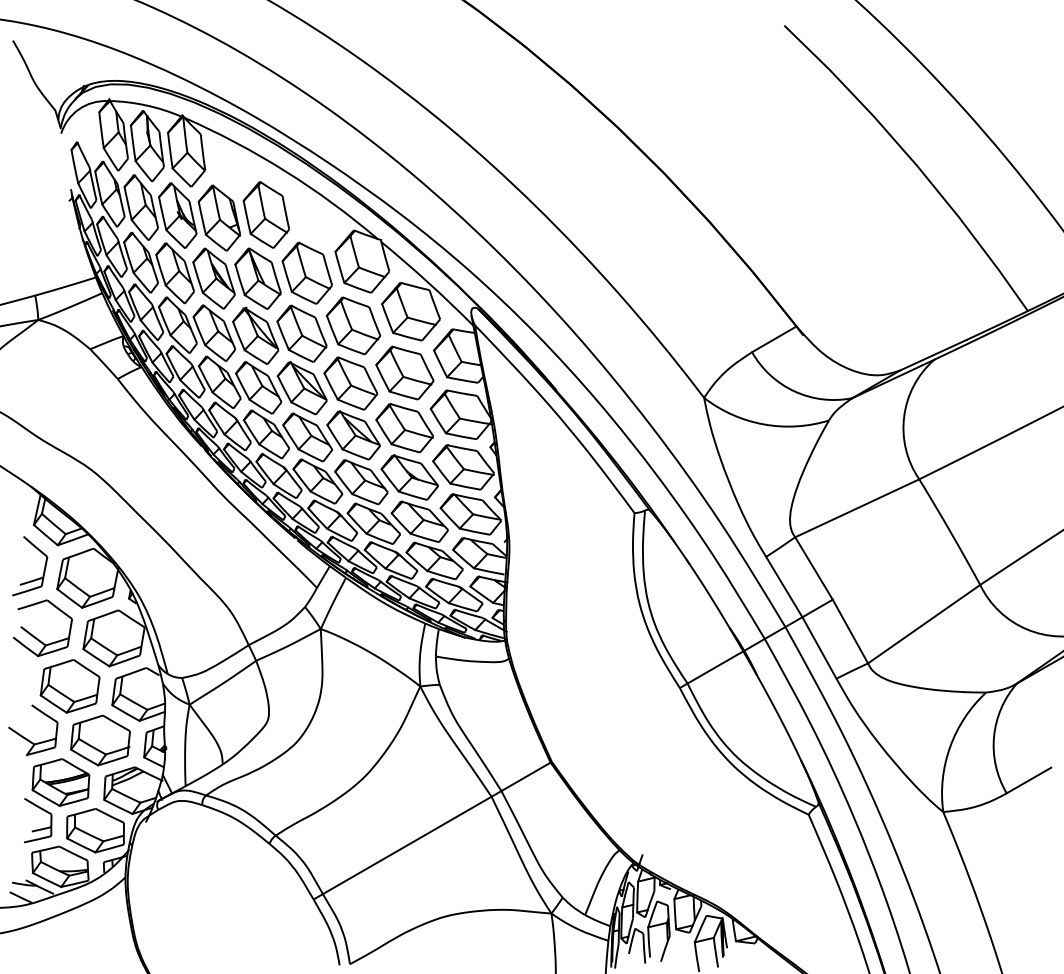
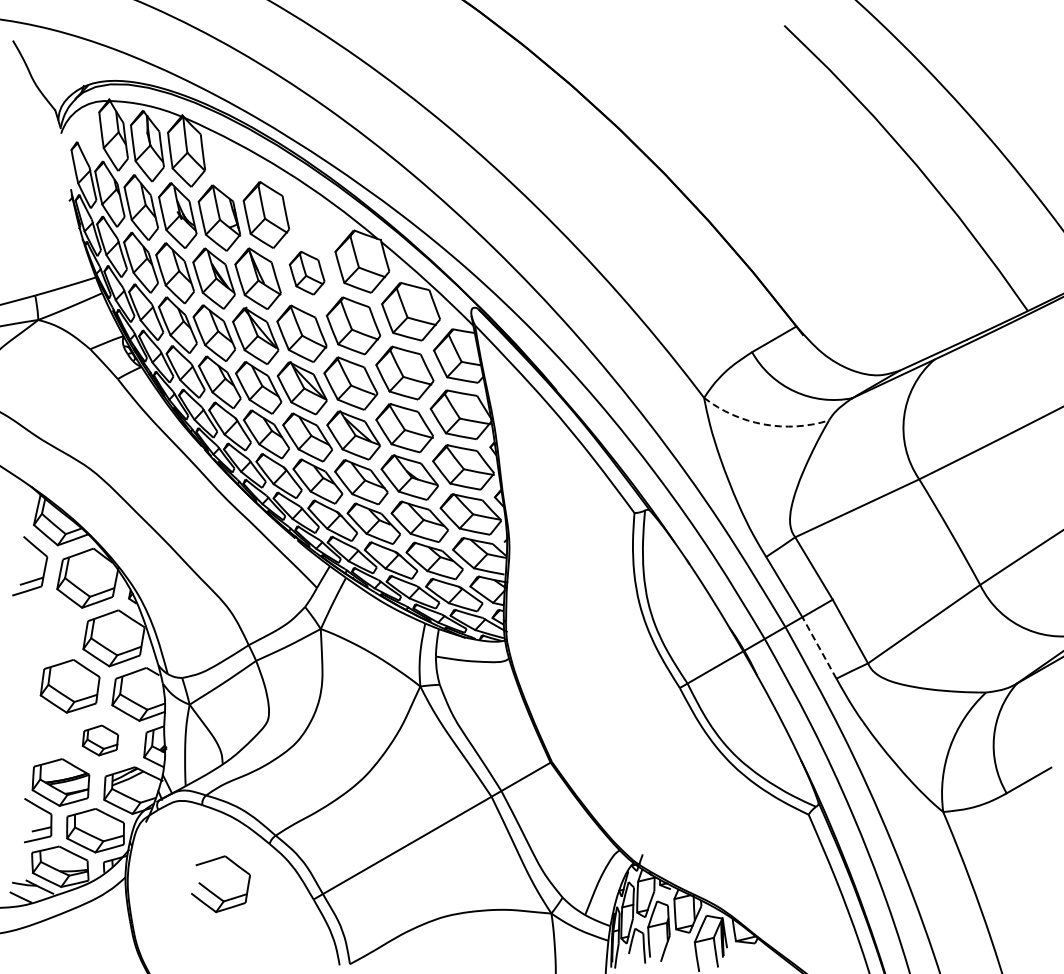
part size: 52x64 px -> 38x45 px (306, 273)
arc: solid -> dashed (763, 424)
part position: (35, 636) -> (213, 892) (213, 892)
line: solid -> dashed (819, 647)
part: present -> none (27, 738)
part size: 61x53 px -> 39x33 px (100, 740)
